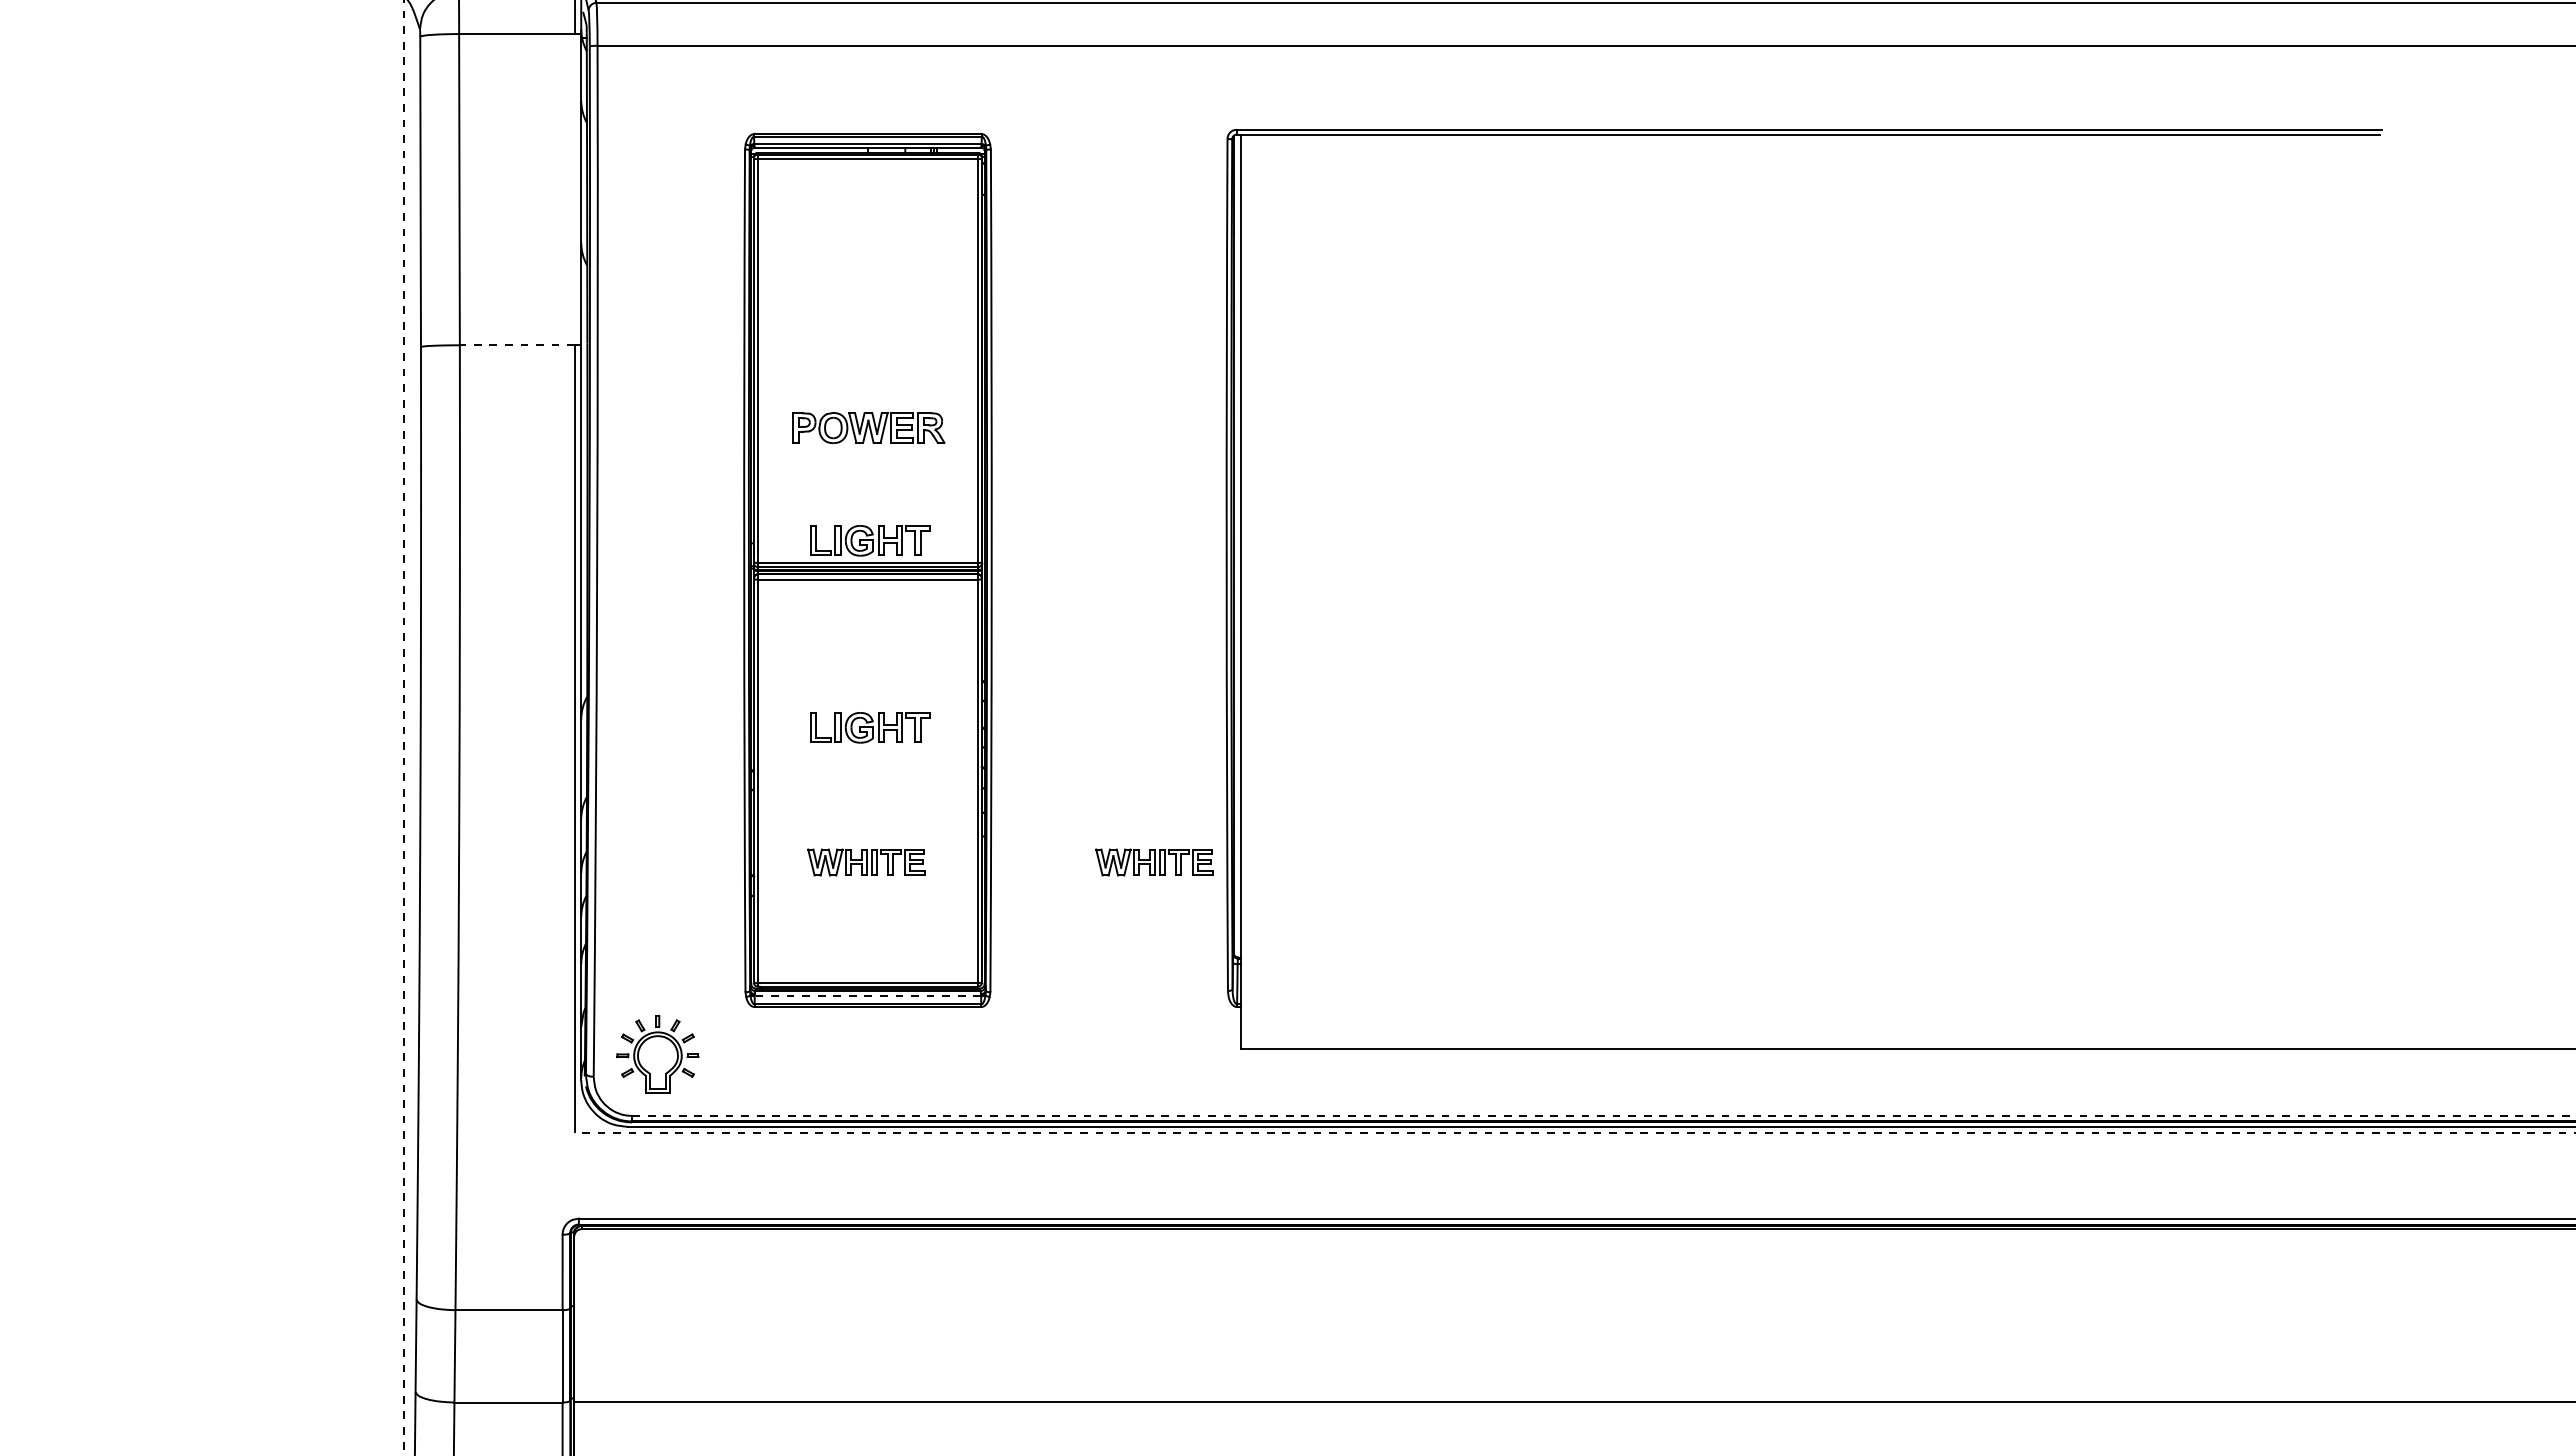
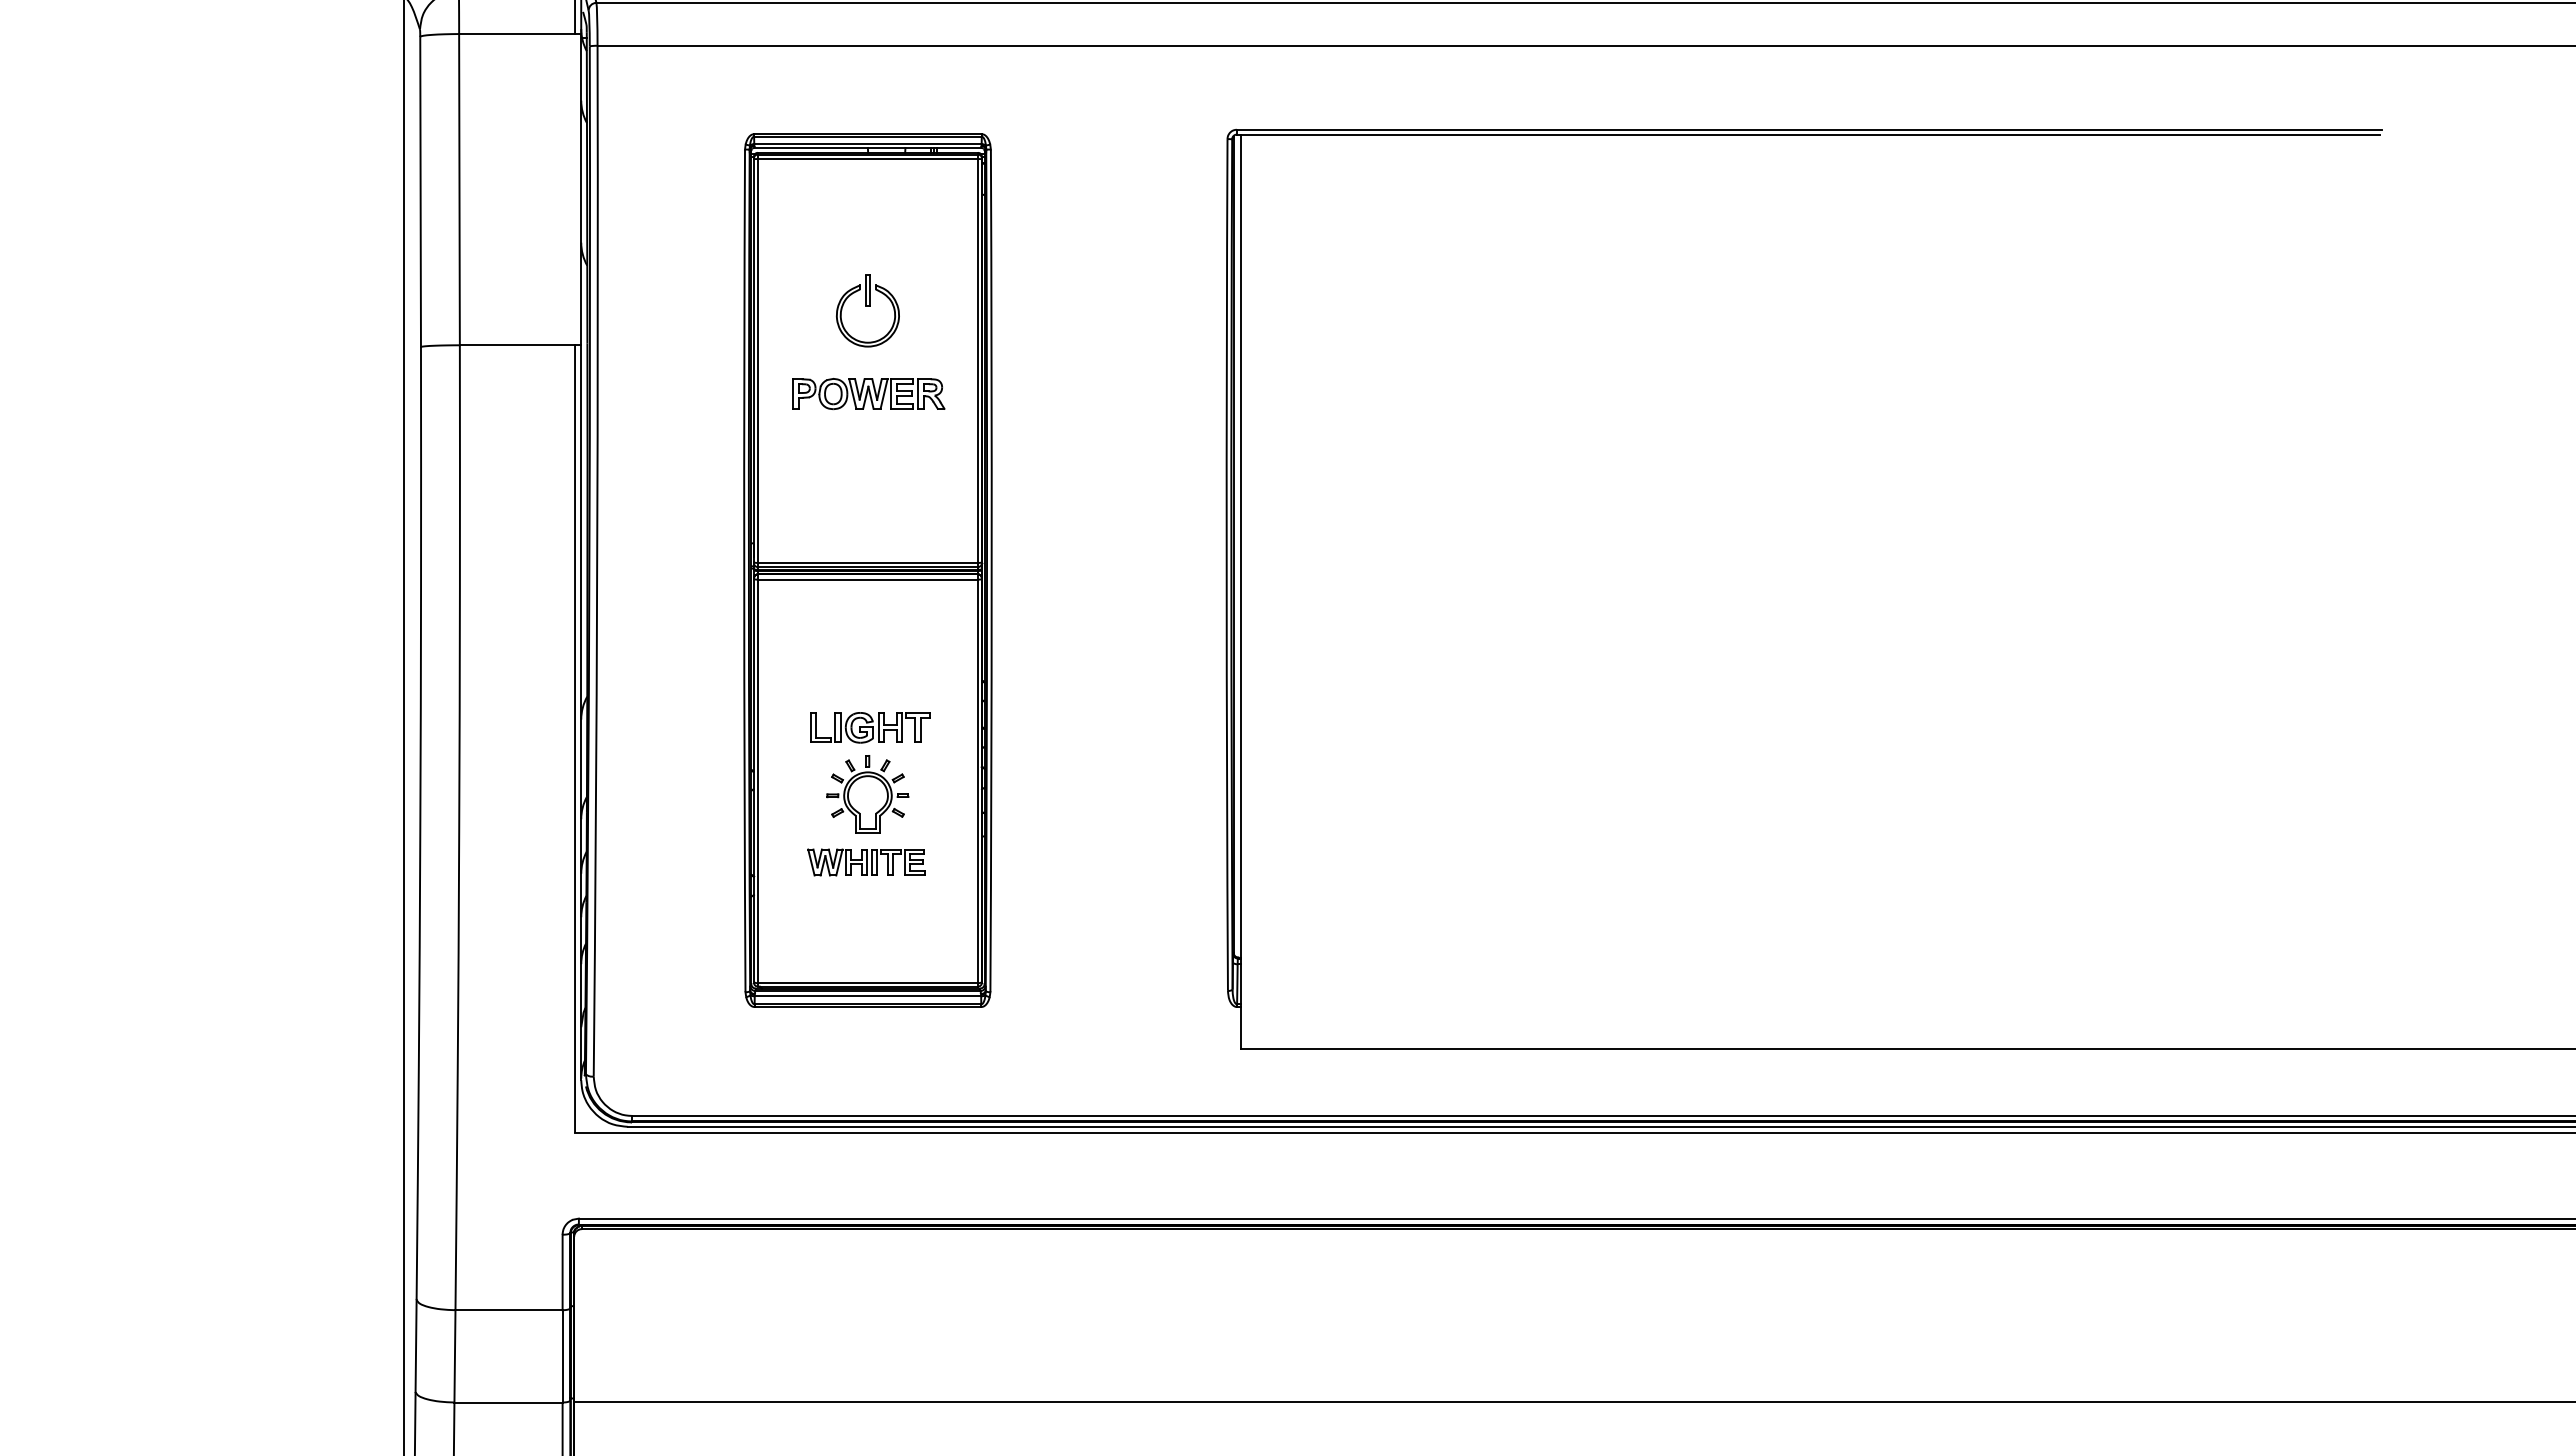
part: none -> present (867, 310)
line: dashed -> solid (517, 345)
part position: (868, 428) -> (868, 394) (868, 394)
part: present -> none (870, 540)
line: dashed -> solid (403, 728)
part: present -> none (1154, 862)
line: dashed -> solid (867, 996)
part position: (657, 1054) -> (867, 794) (867, 794)
line: dashed -> solid (1604, 1115)
line: dashed -> solid (1574, 1133)
